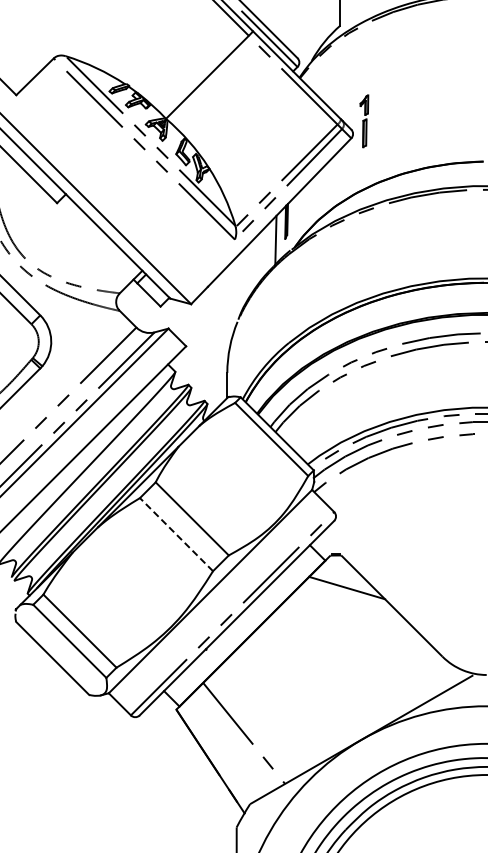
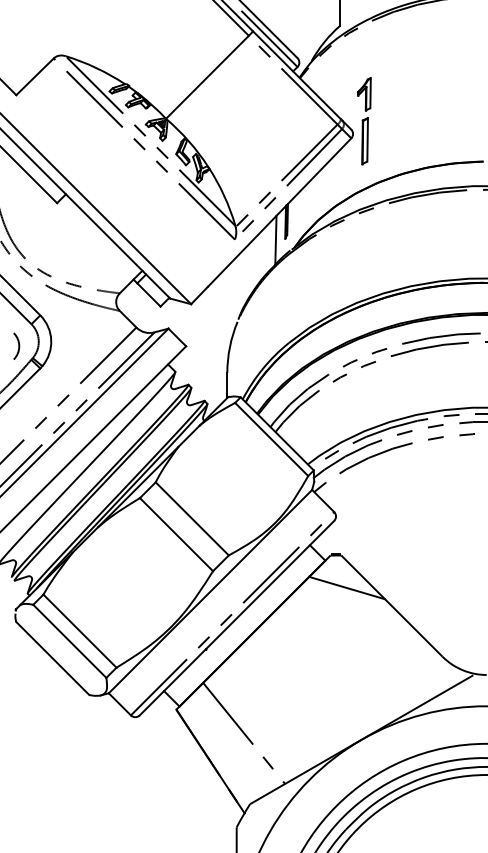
part size: 11x55 px -> 15x89 px (364, 121)
arc: none -> present (18, 345)
line: dashed -> solid (176, 534)
